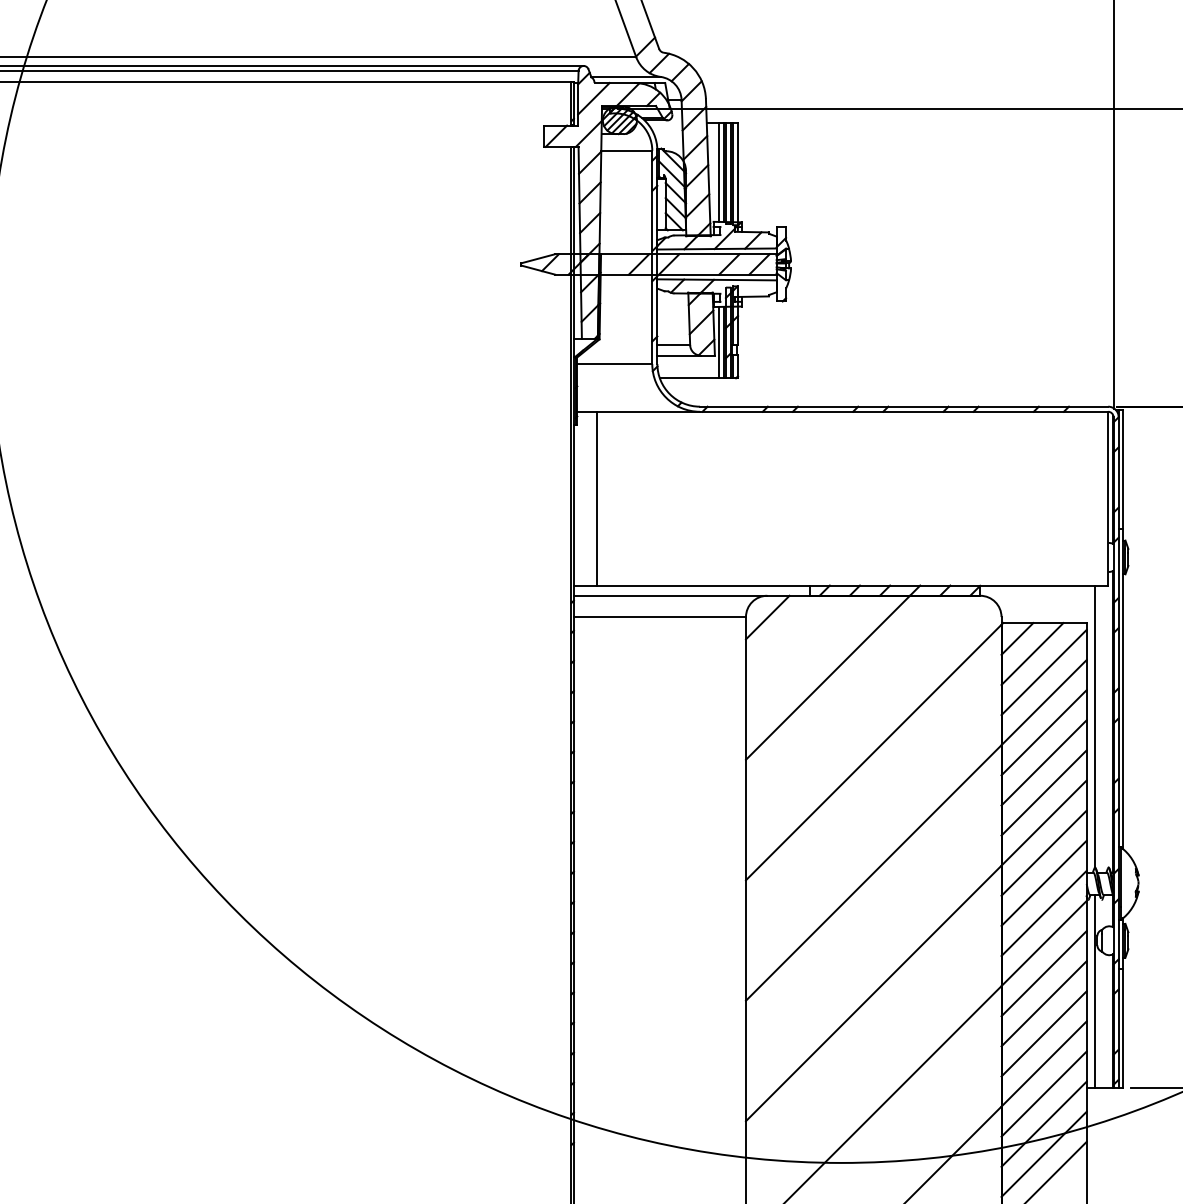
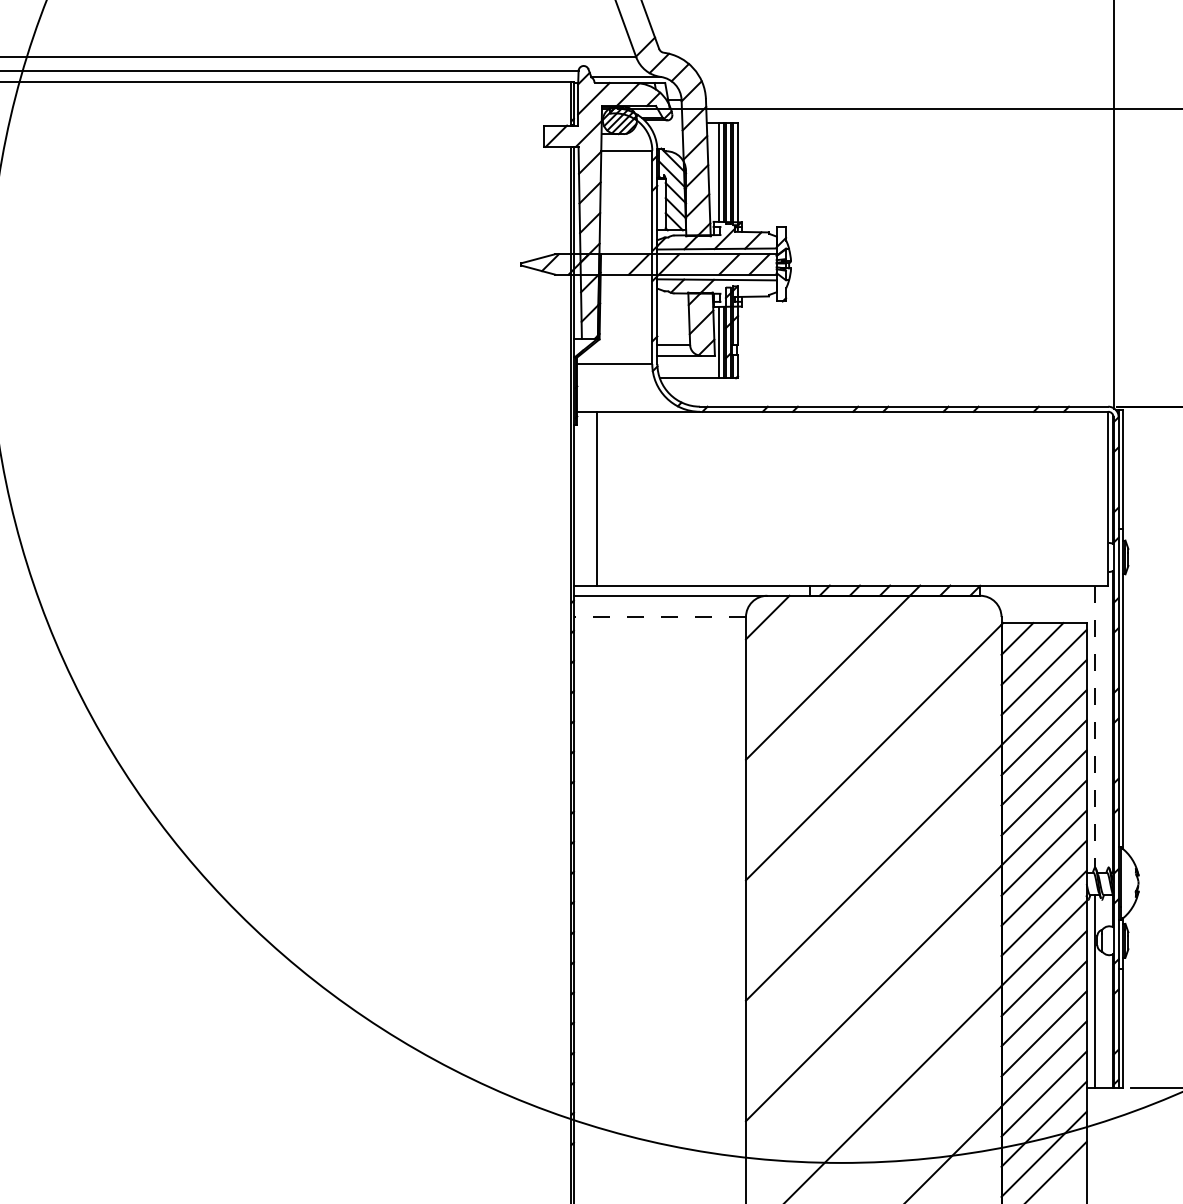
line: present -> none (292, 65)
line: solid -> dashed (659, 617)
line: solid -> dashed (1094, 727)
